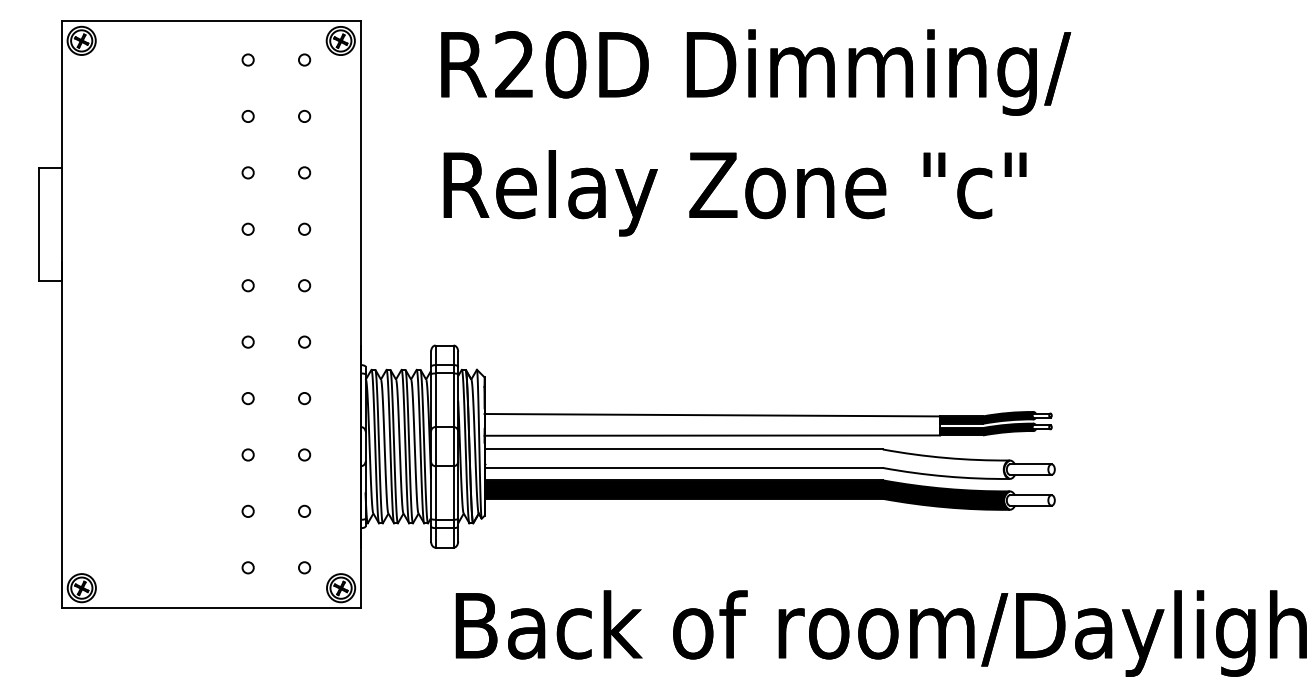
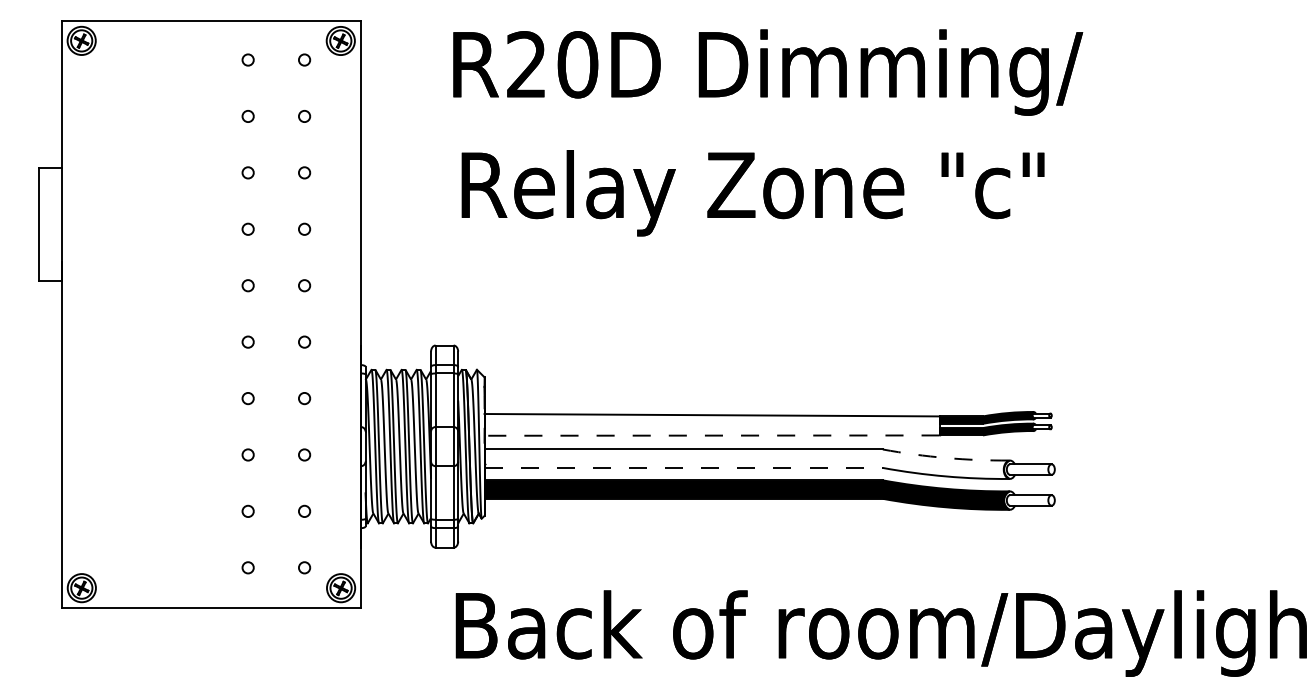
text position: (756, 72) -> (768, 72) (768, 72)
text position: (734, 193) -> (752, 193) (752, 193)
line: solid -> dashed (712, 435)
arc: solid -> dashed (946, 458)
line: solid -> dashed (684, 467)
